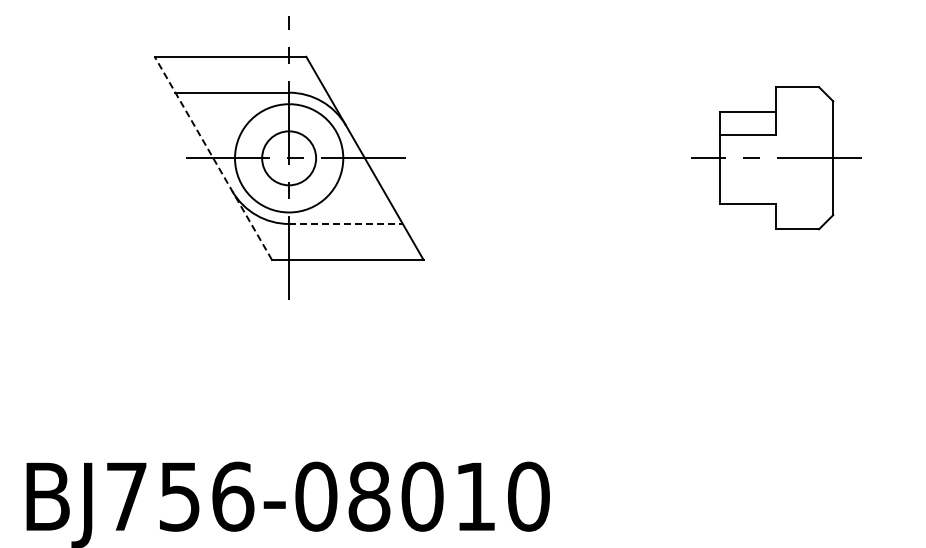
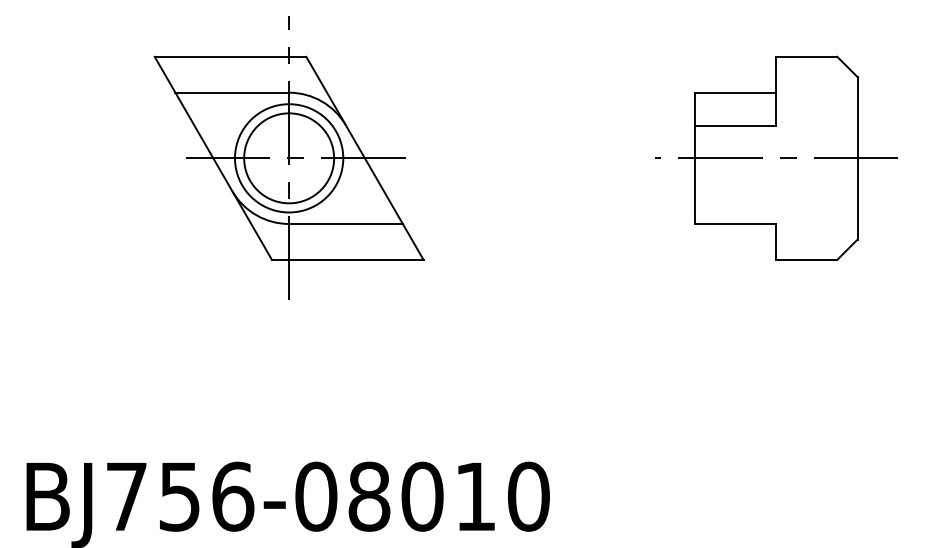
line: dashed -> solid (213, 157)
circle diameter: 54 px -> 90 px (289, 158)
part size: 171x145 px -> 243x206 px (776, 157)
line: dashed -> solid (345, 223)
